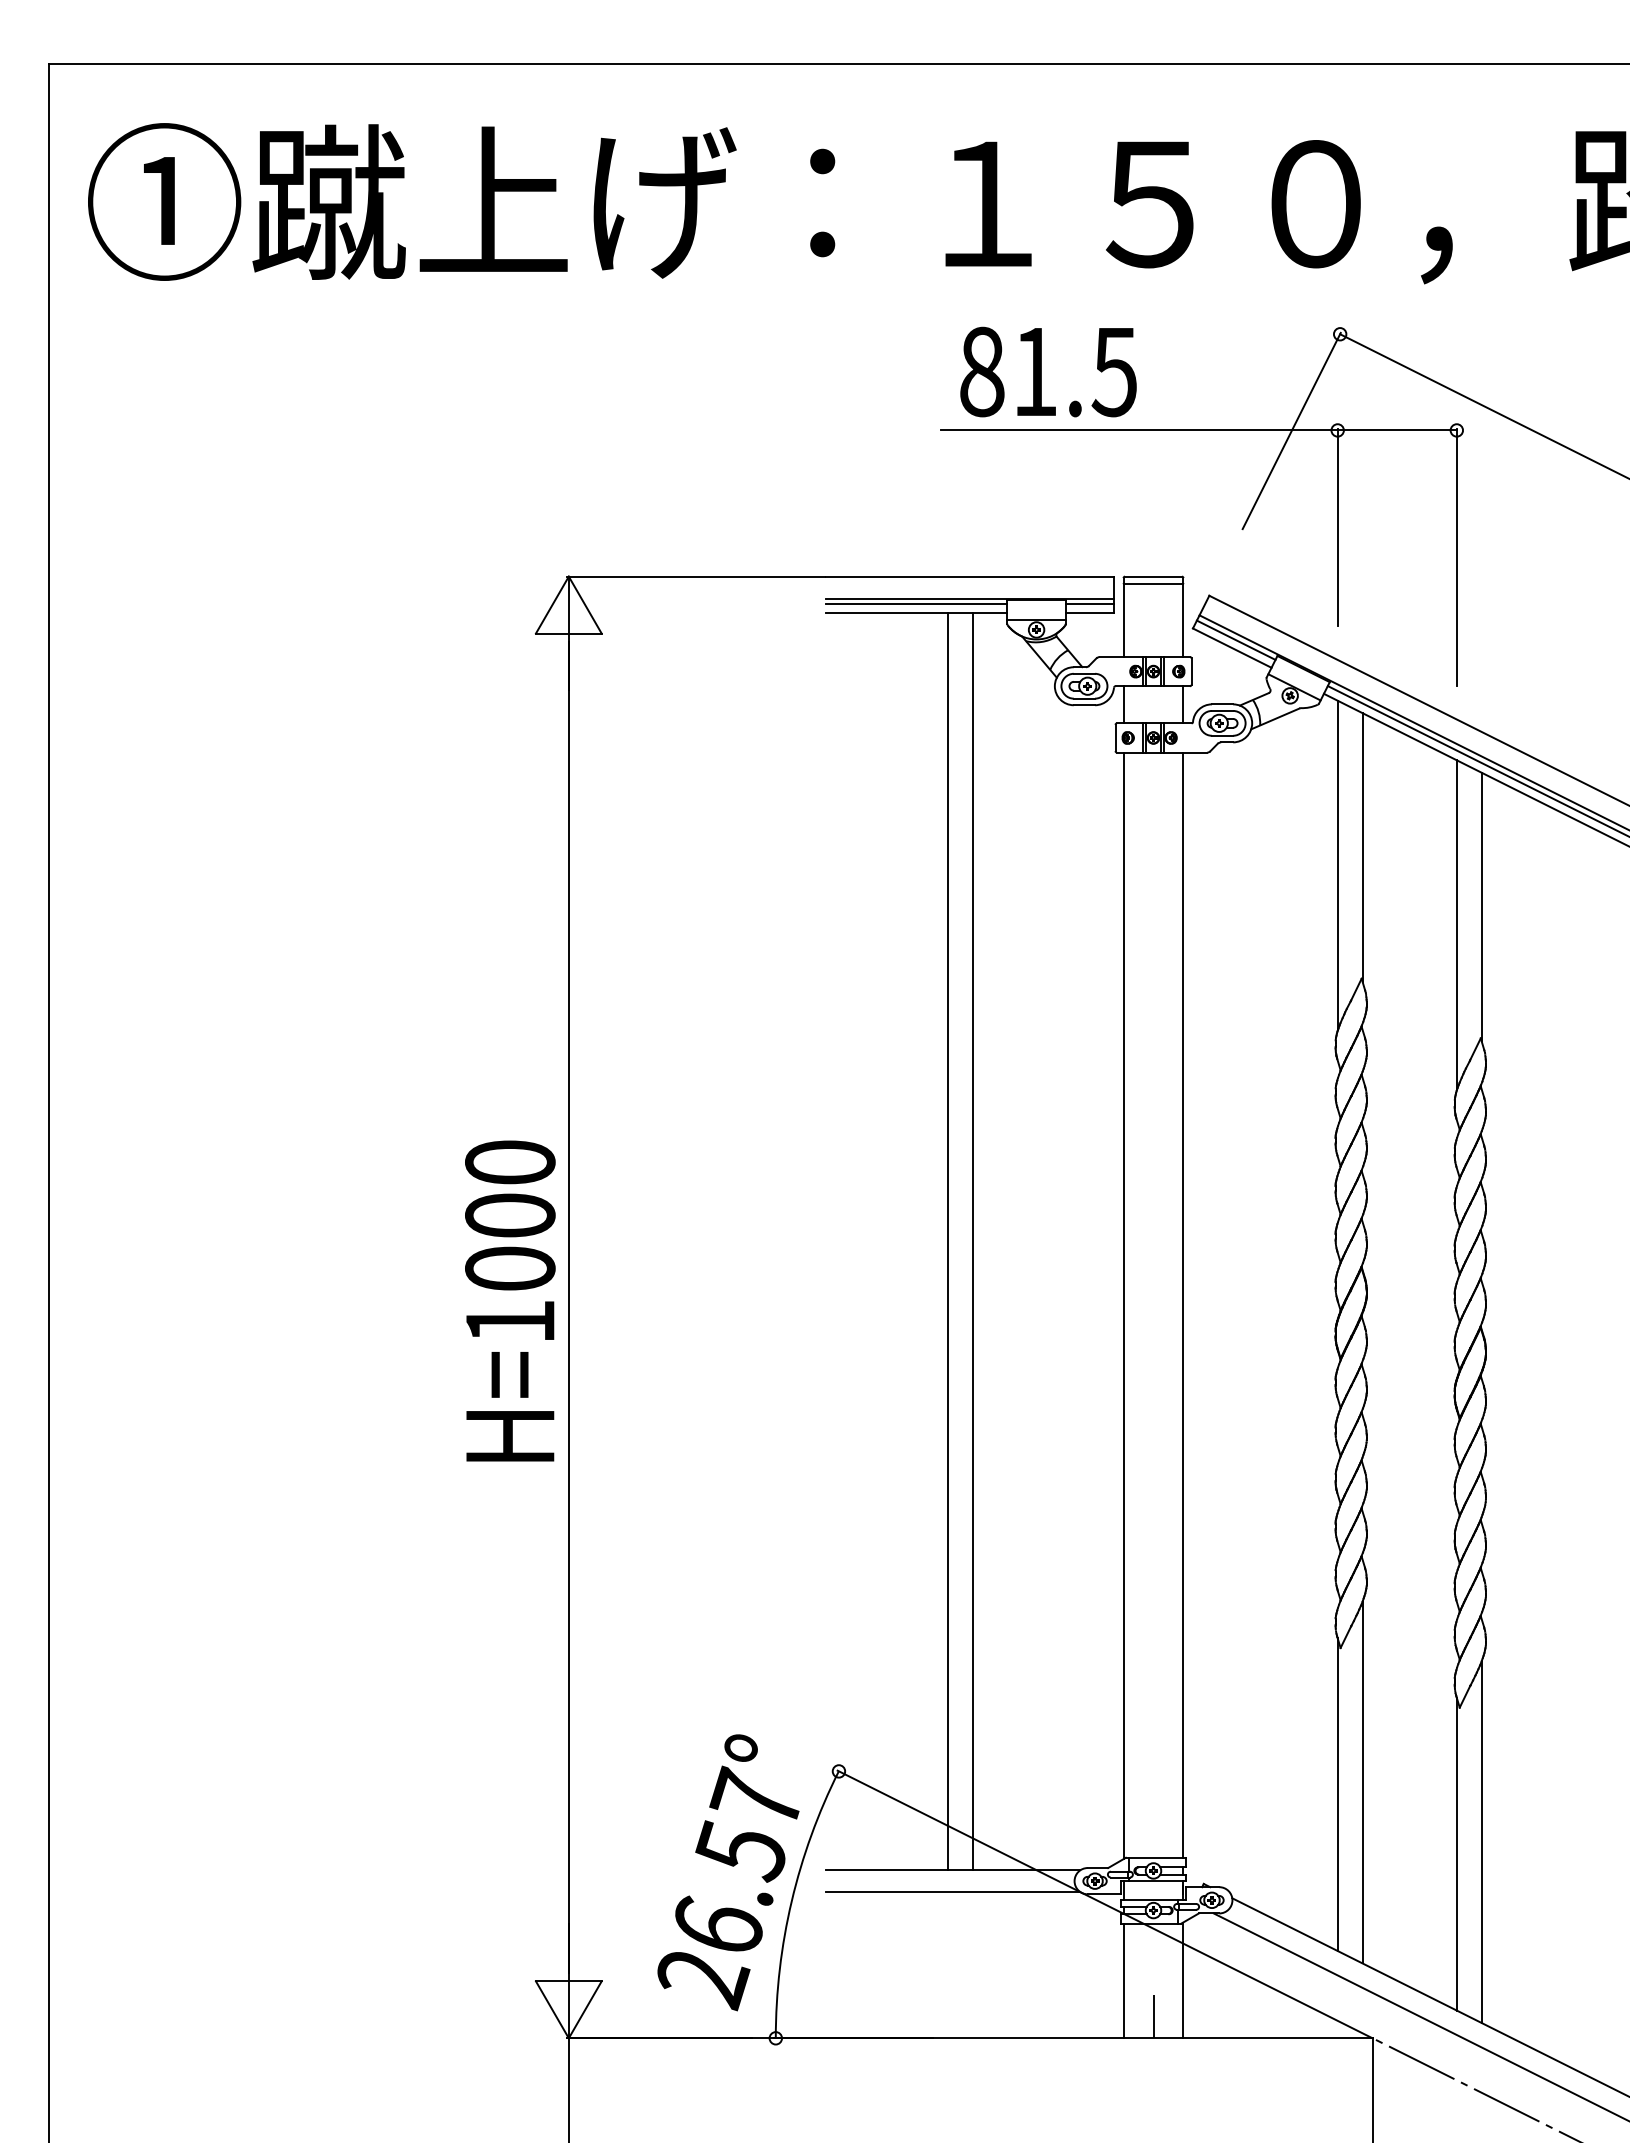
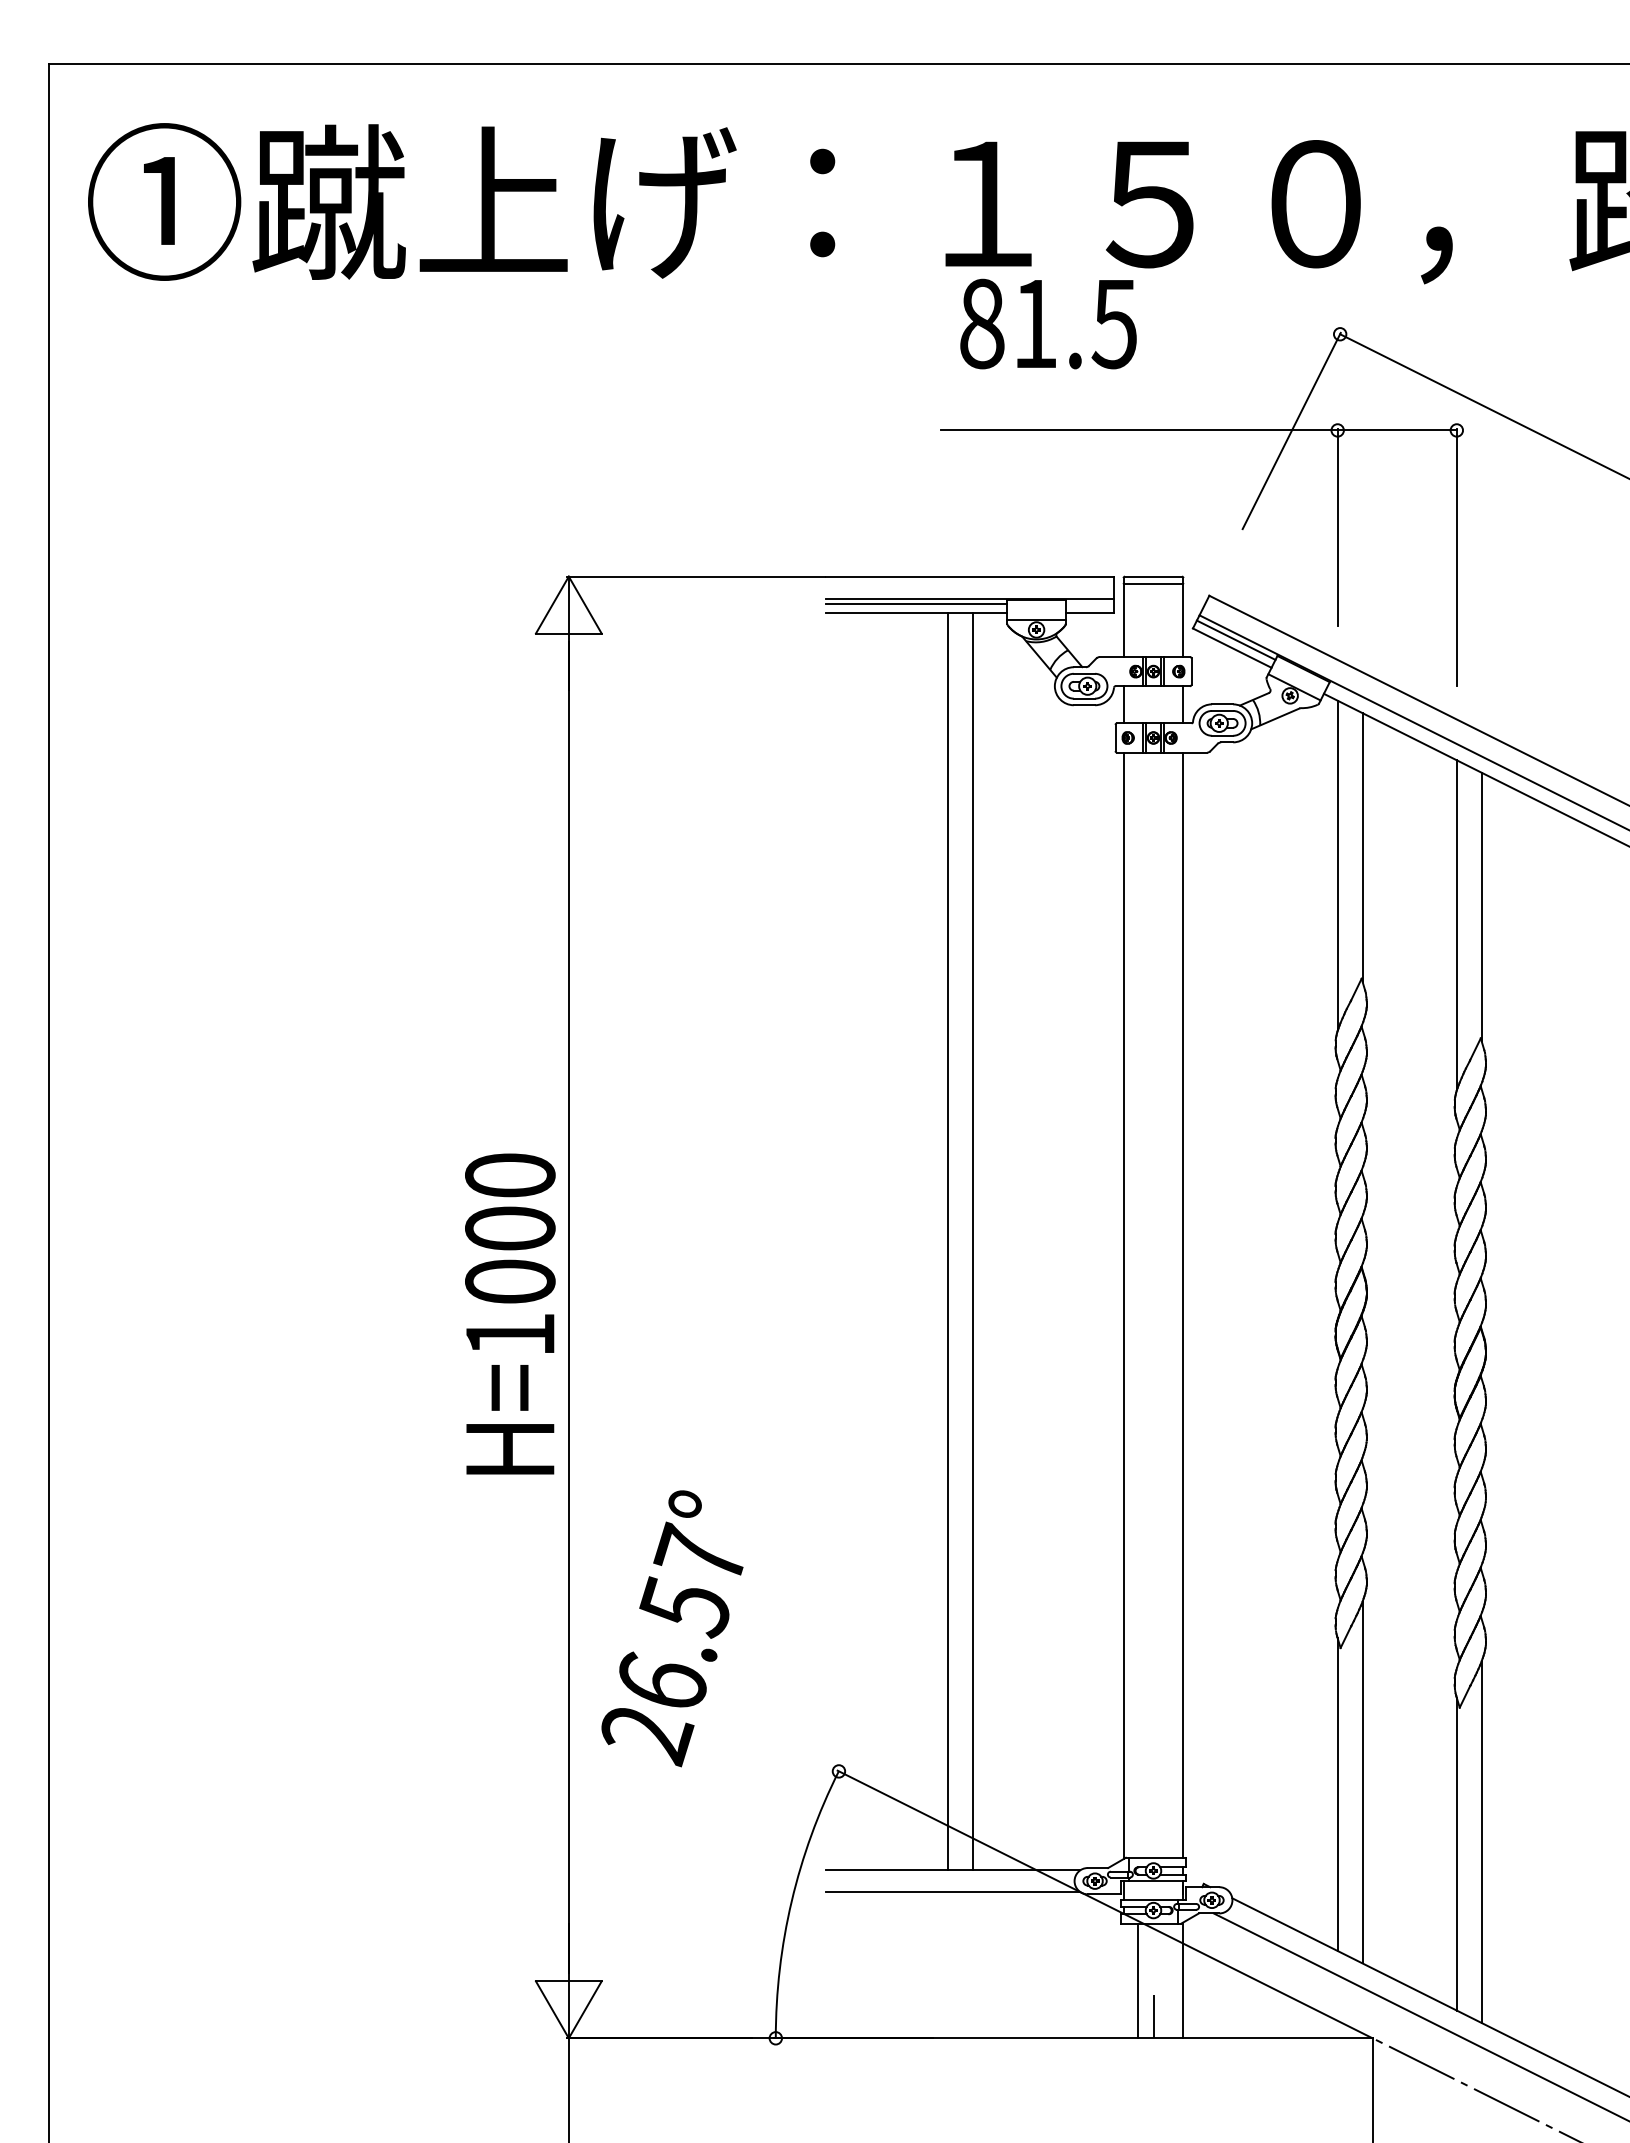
text position: (1048, 371) -> (1048, 323) (1048, 323)
line: present -> none (1089, 604)
line: present -> none (1476, 760)
text position: (510, 1300) -> (510, 1313) (510, 1313)
text position: (728, 1872) -> (672, 1628) (672, 1628)
line position: (1123, 1980) -> (1137, 1980) (1137, 1980)
